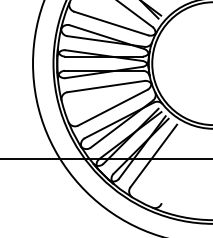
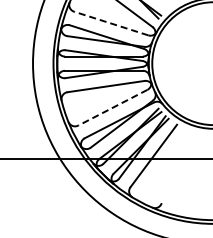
line: solid -> dashed (111, 23)
line: solid -> dashed (112, 107)
